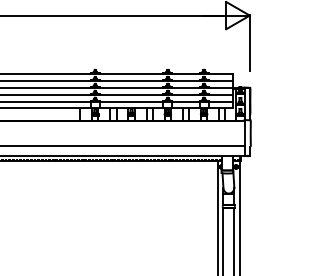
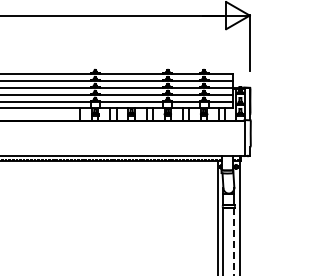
line: present -> none (123, 146)
line: solid -> dashed (234, 241)
